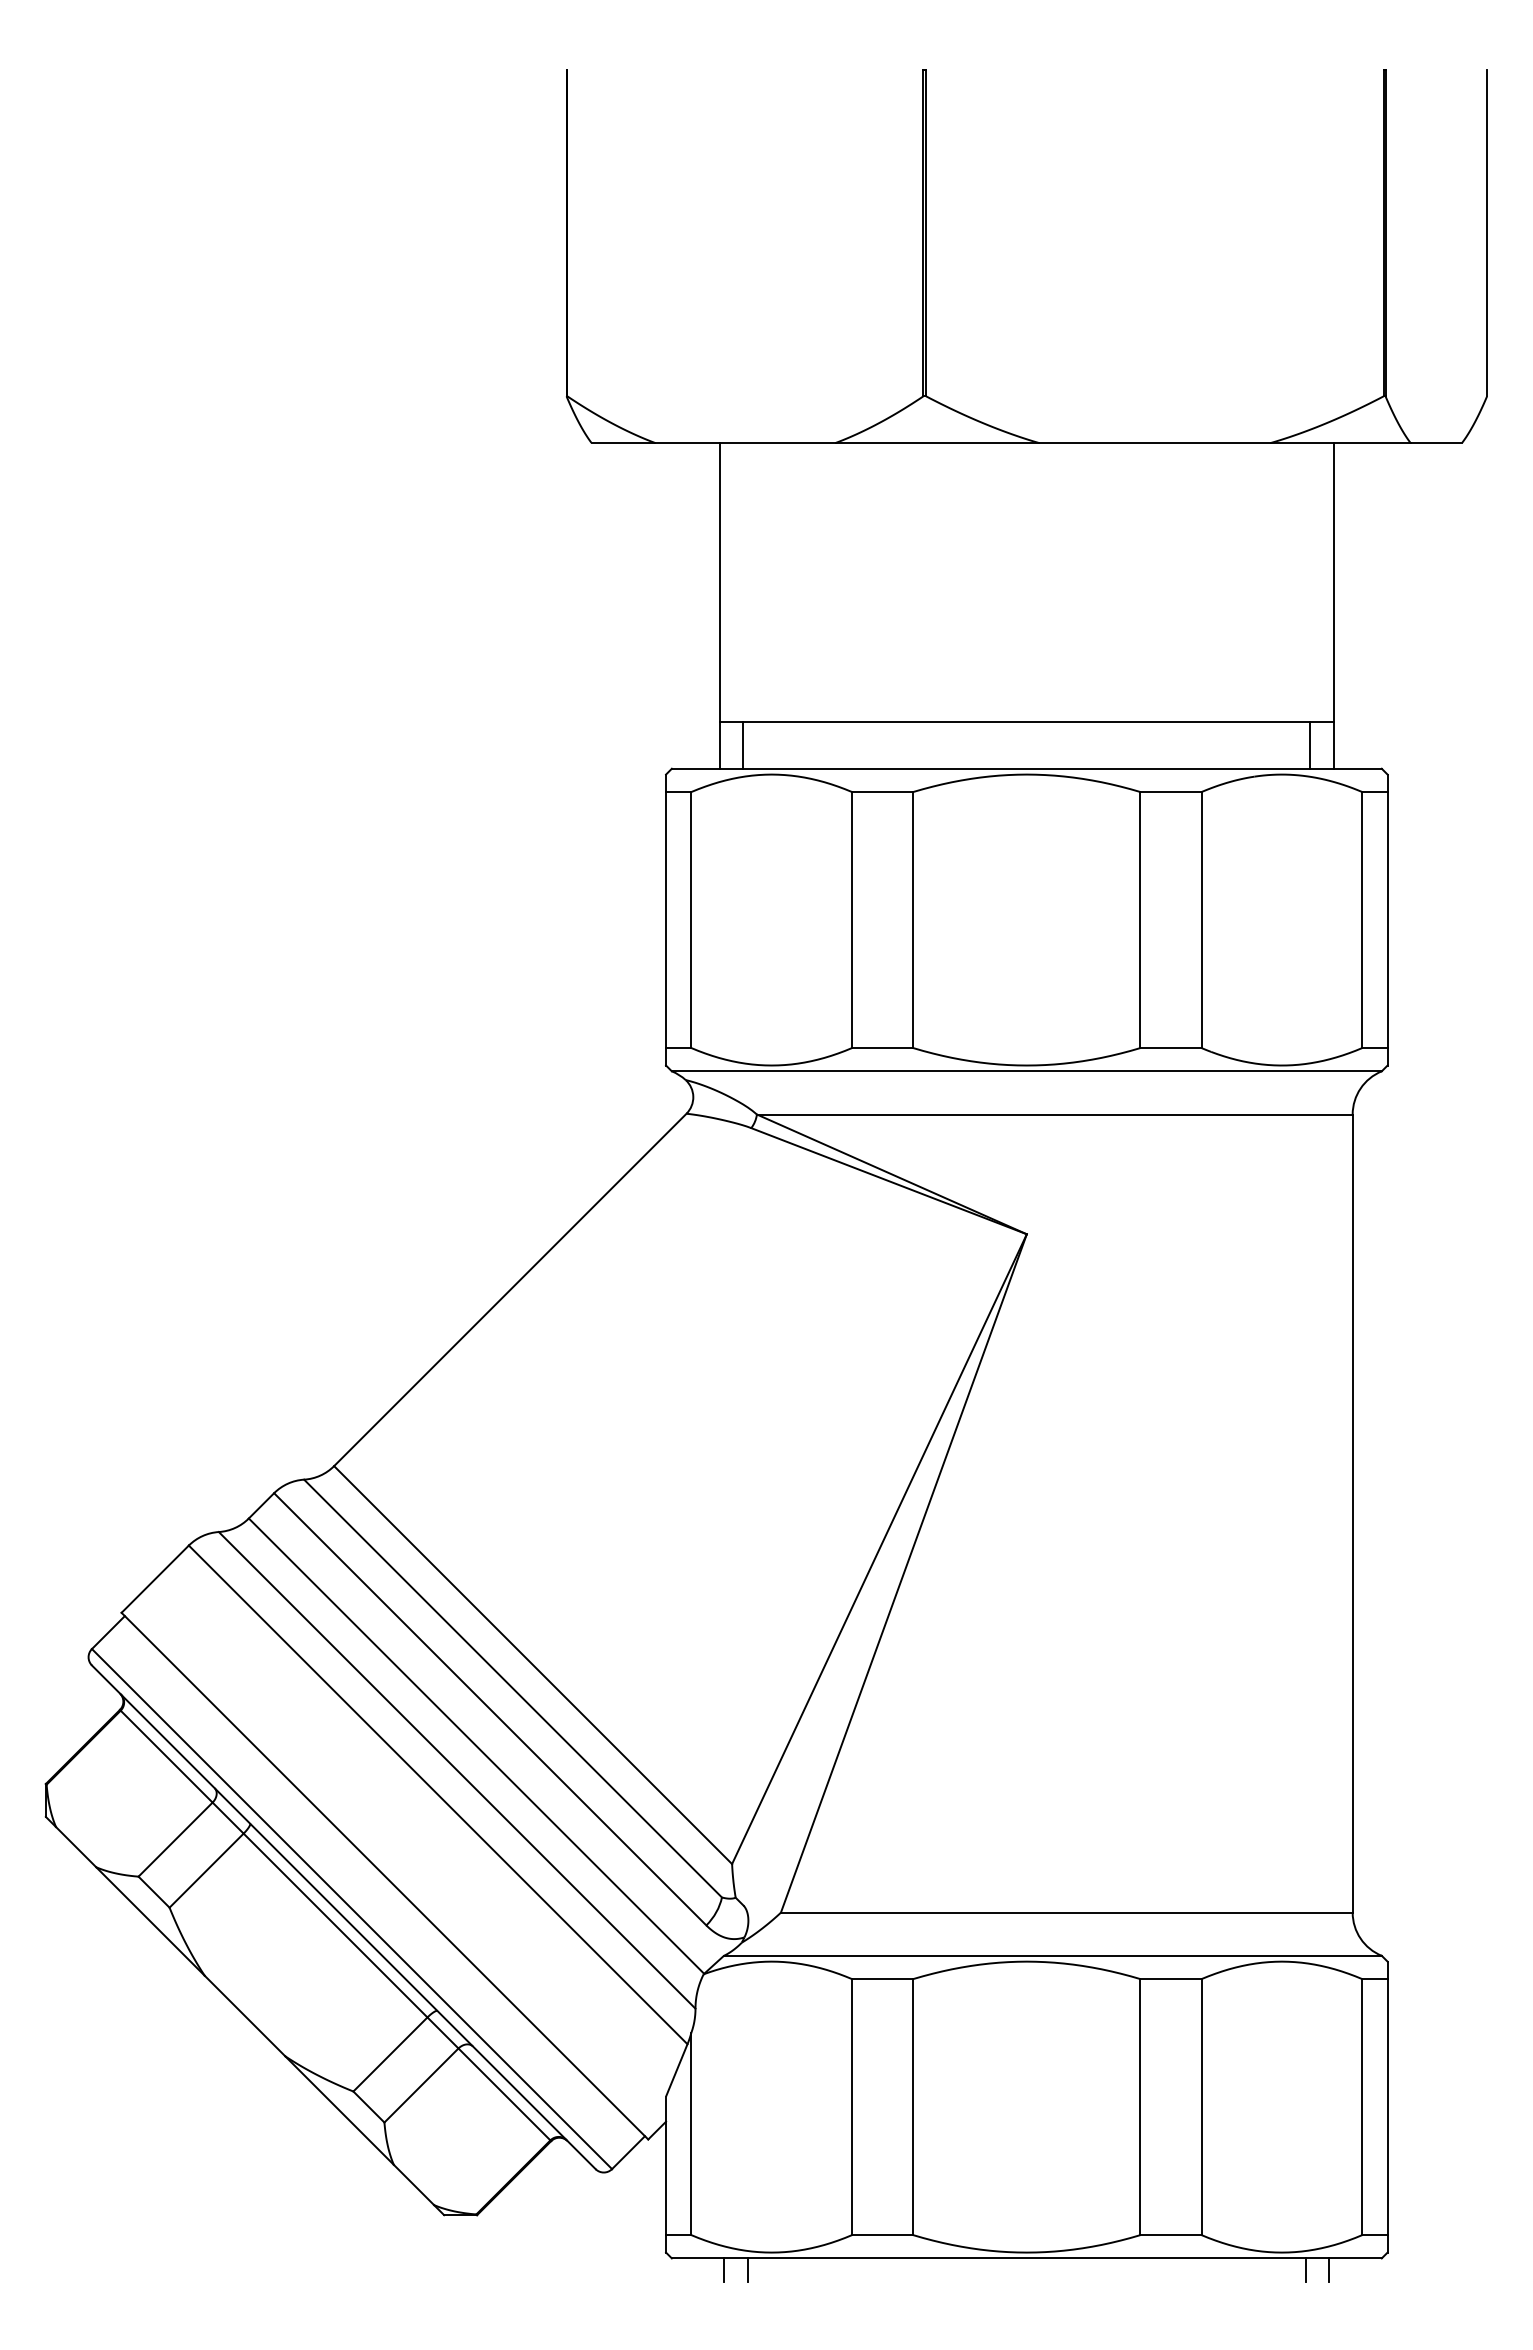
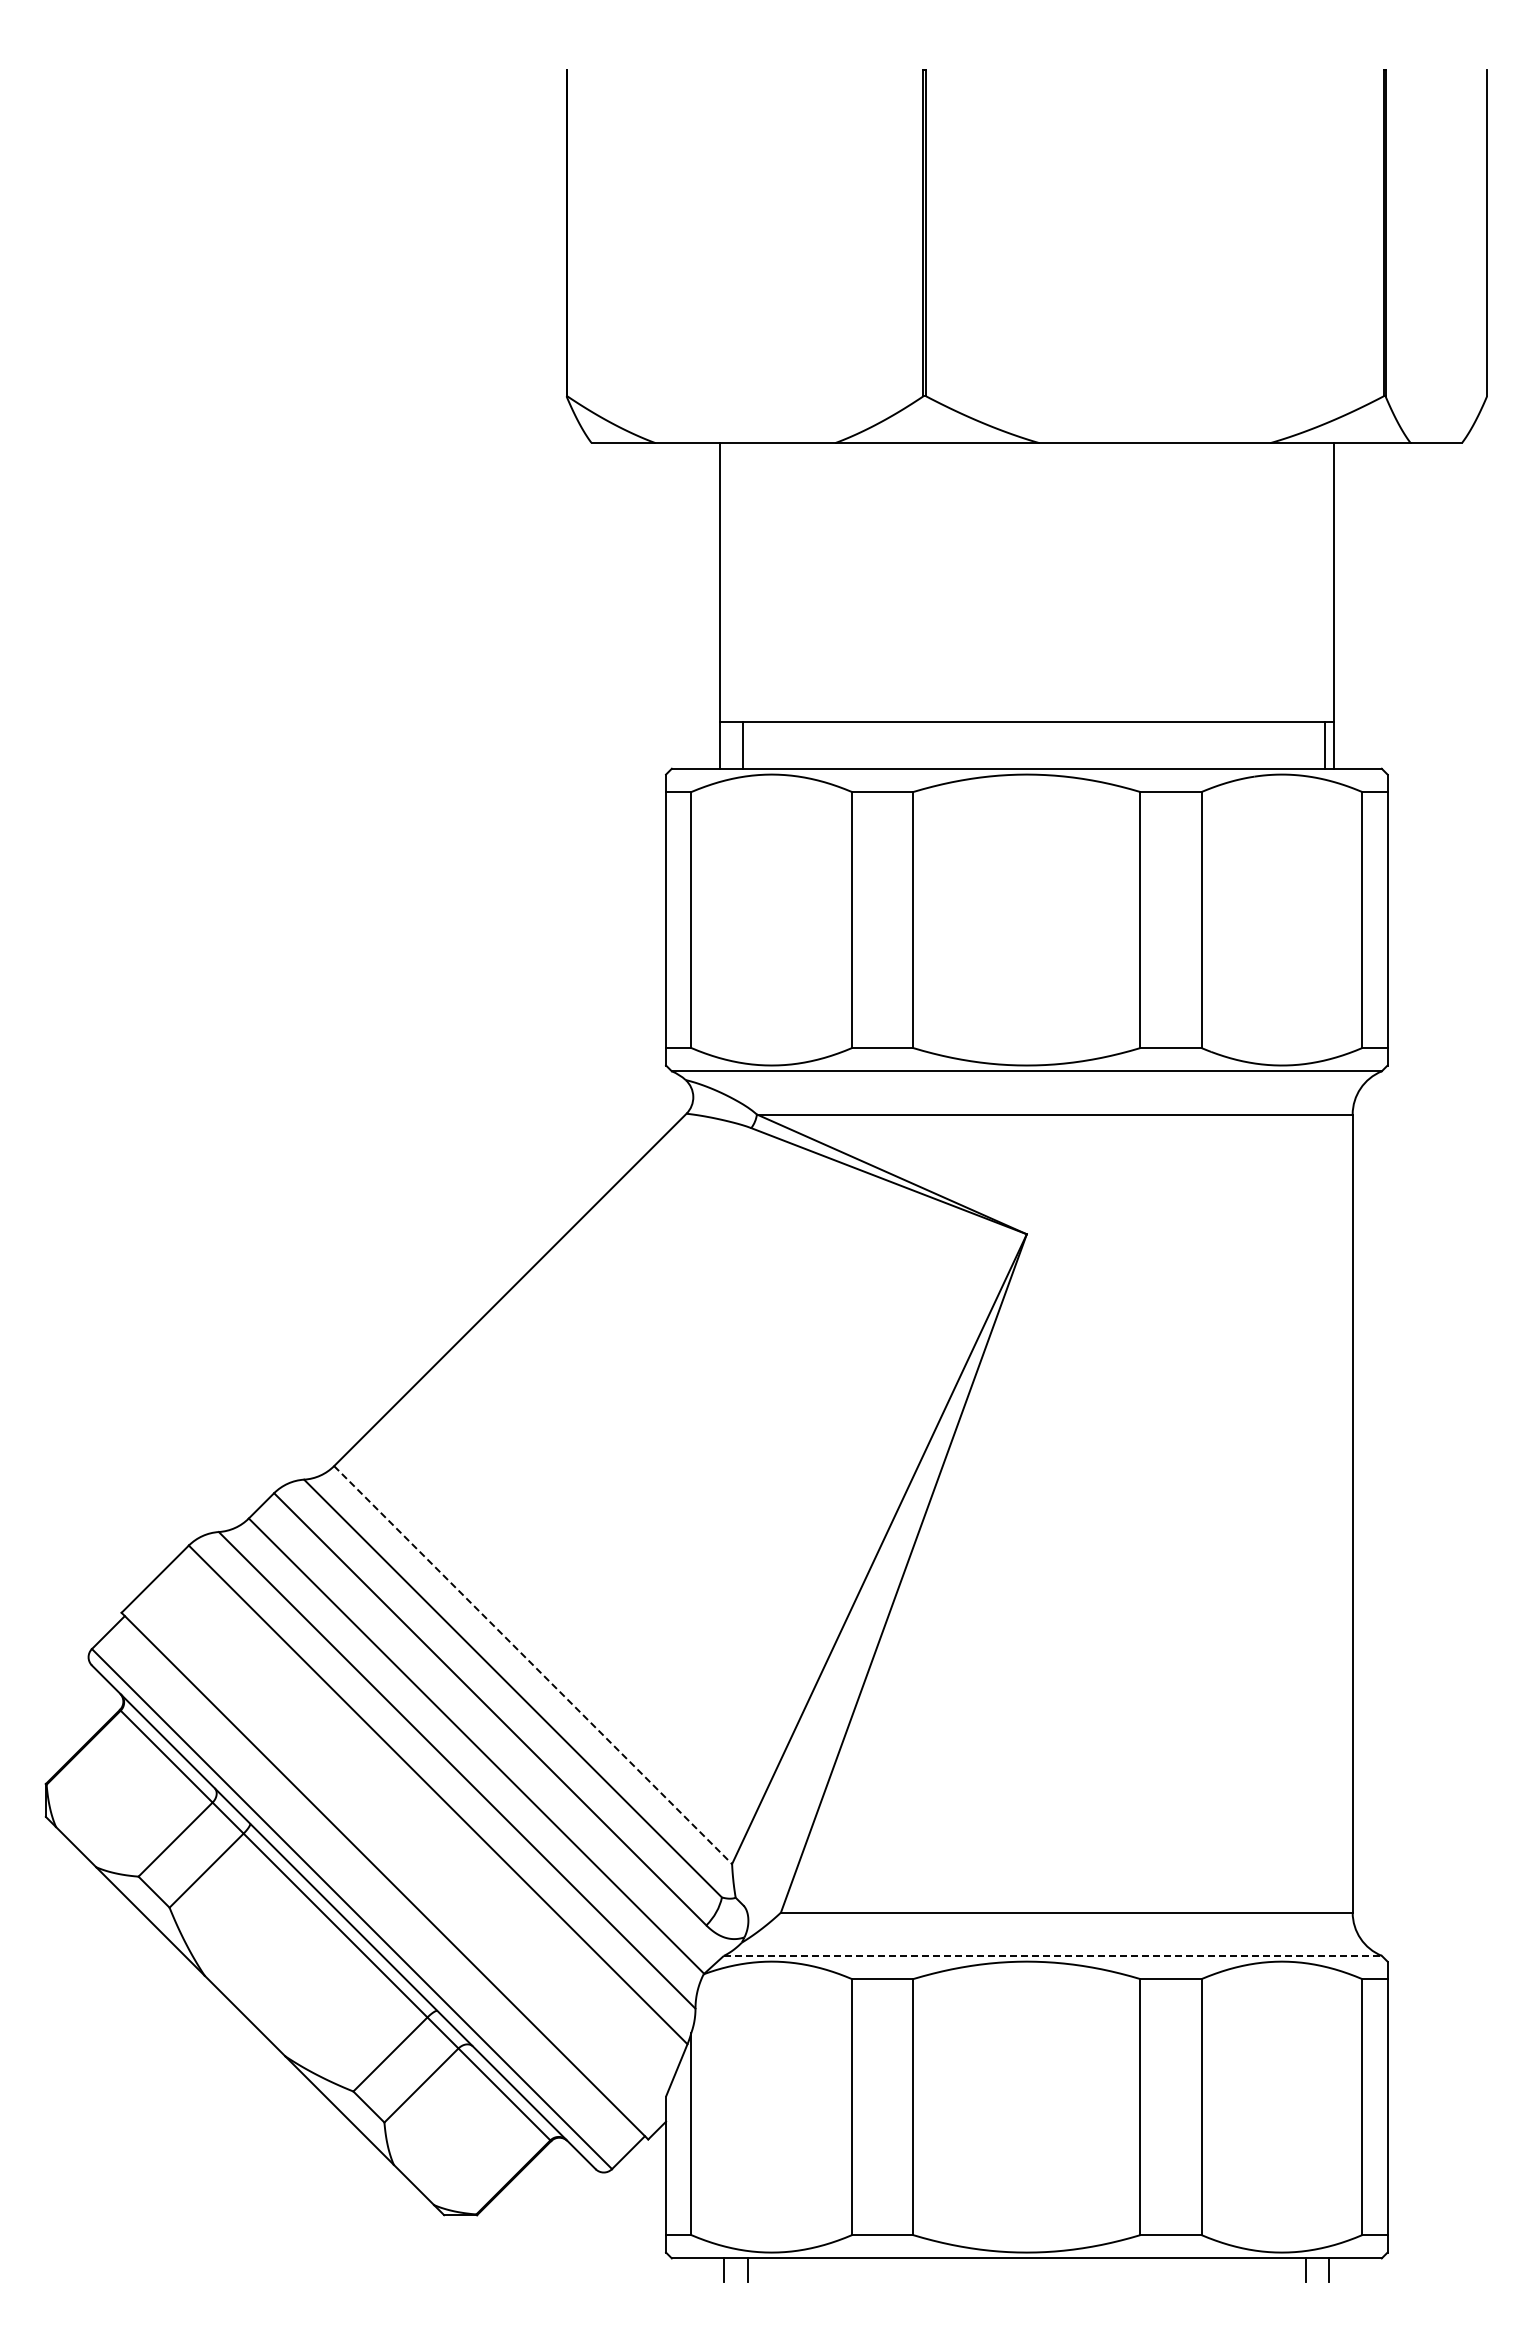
line position: (1310, 745) -> (1325, 745) (1325, 745)
line: solid -> dashed (533, 1665)
line: solid -> dashed (1052, 1955)
